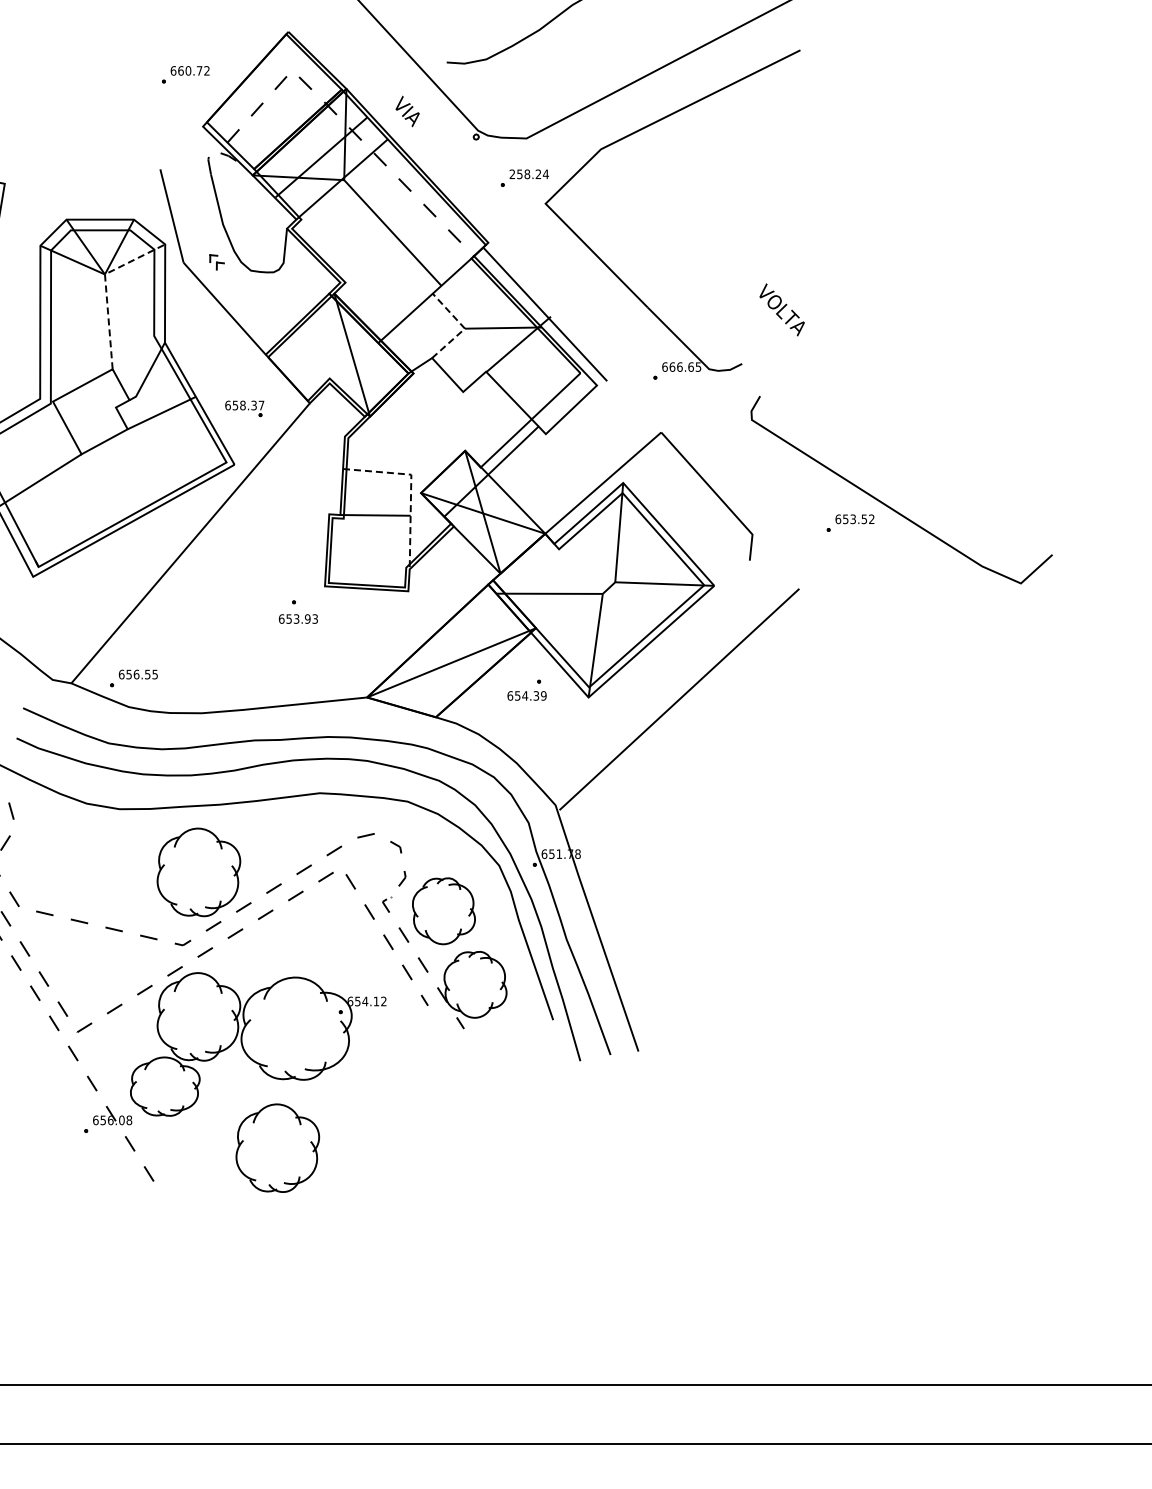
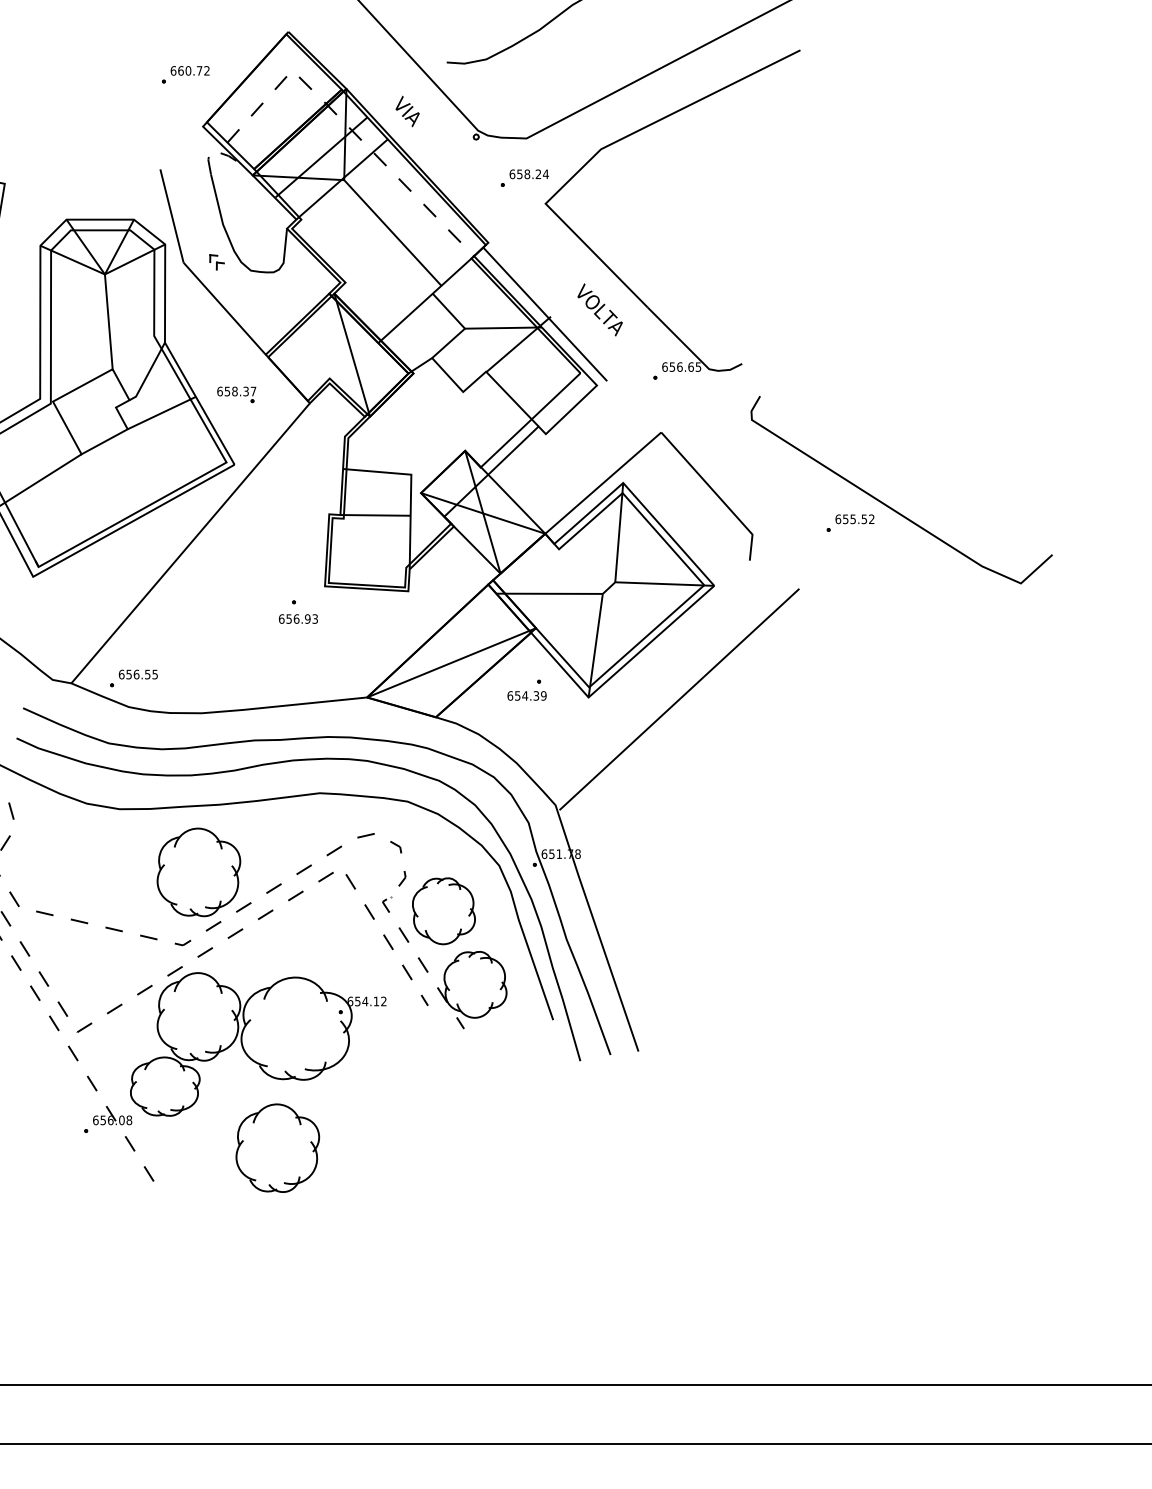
text: 258.24 -> 658.24 (512, 174)
line: dashed -> solid (106, 287)
text position: (781, 309) -> (599, 309) (599, 309)
line: dashed -> solid (464, 327)
text: 666.65 -> 656.65 (672, 366)
part position: (244, 408) -> (236, 394) (236, 394)
line: dashed -> solid (411, 487)
text: 653.52 -> 655.52 (852, 518)
text: 653.93 -> 656.93 (296, 618)
